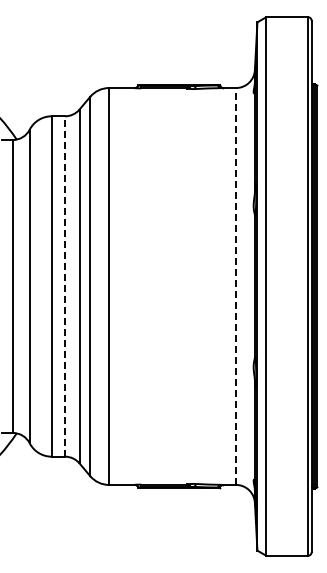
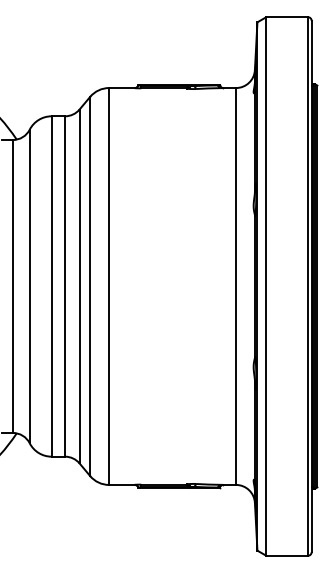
line: dashed -> solid (65, 286)
line: dashed -> solid (236, 286)
